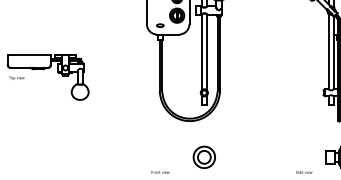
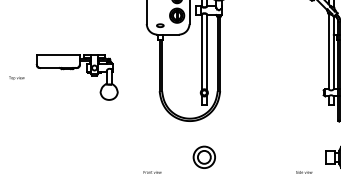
part position: (43, 70) -> (72, 70) (72, 70)
text position: (160, 172) -> (152, 172) (152, 172)
